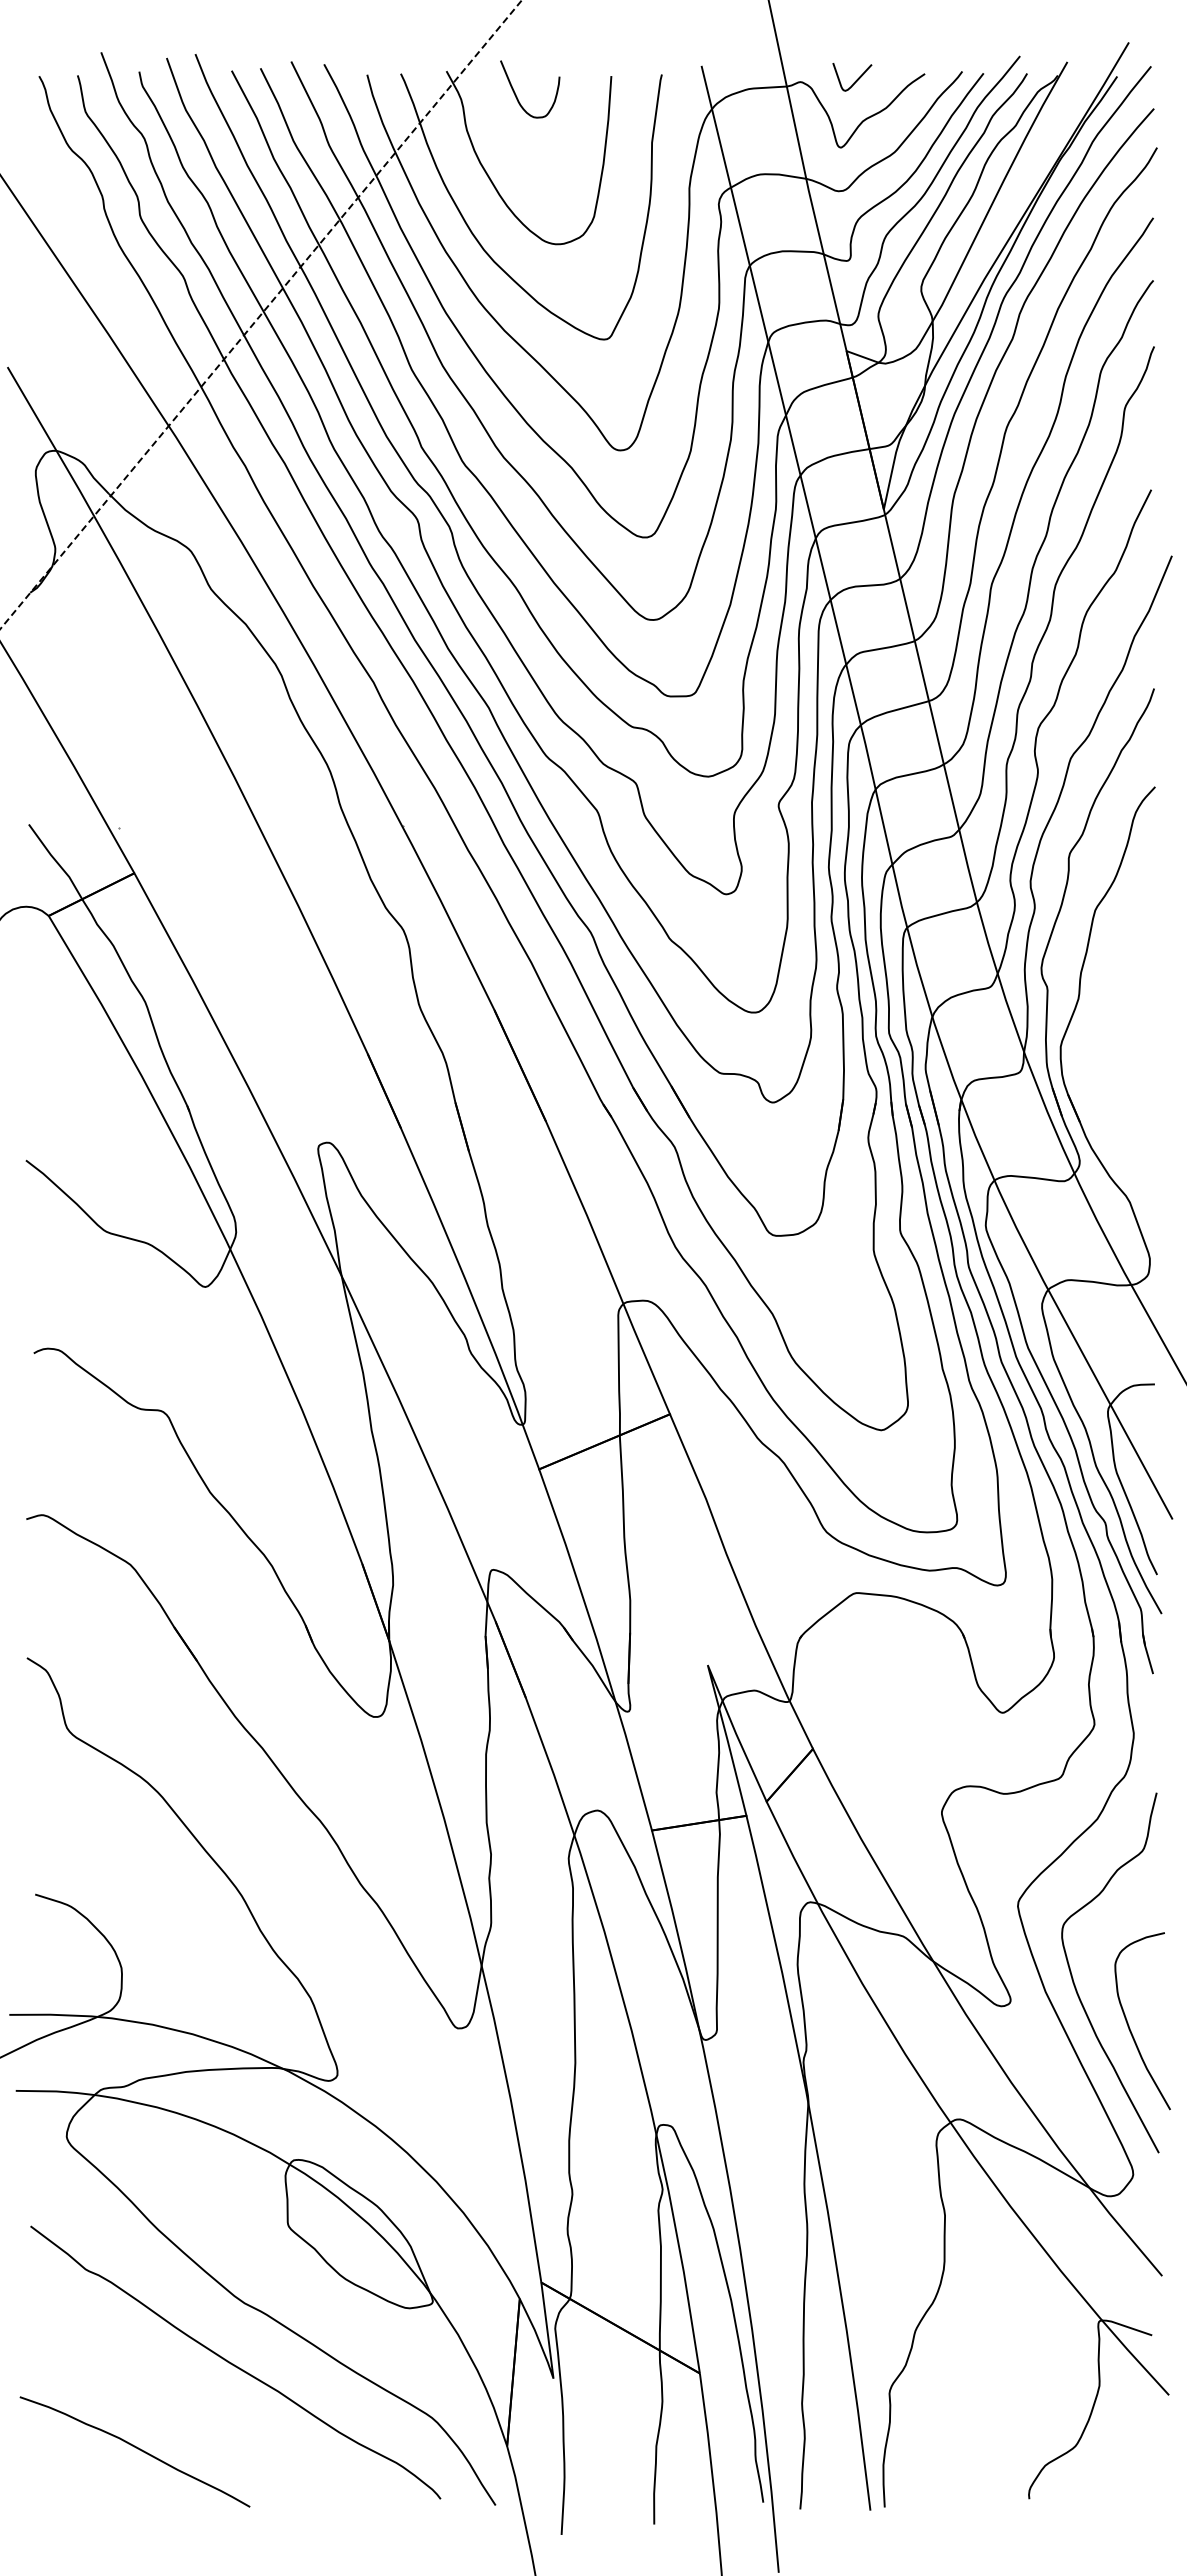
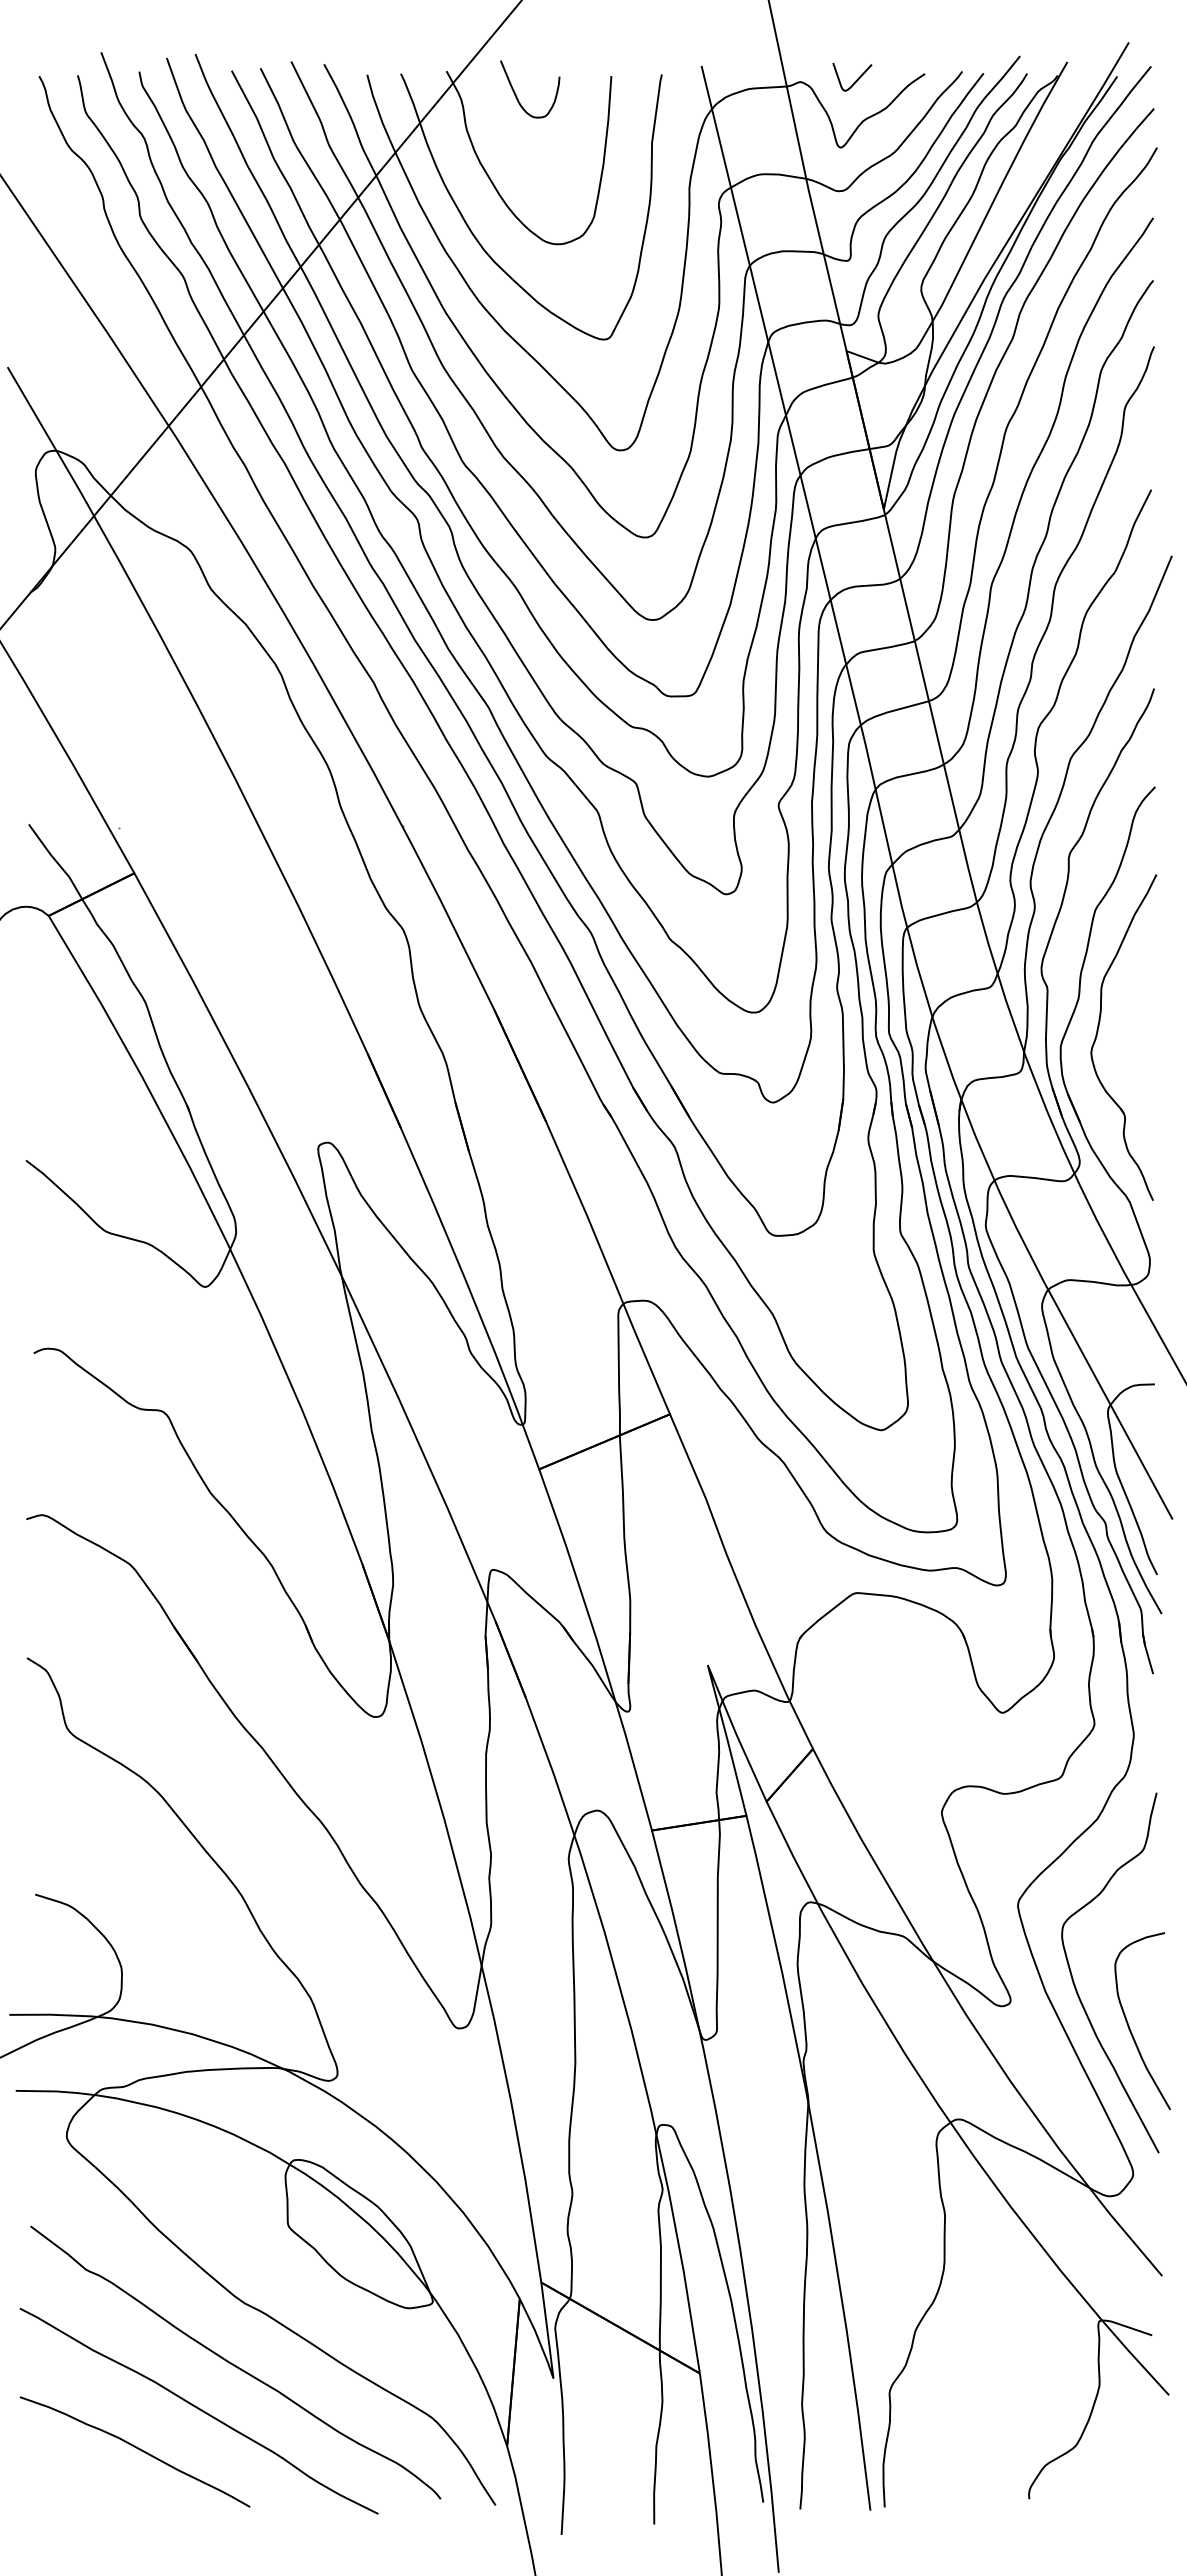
line: dashed -> solid (261, 314)
part: none -> present (1098, 1032)
curve: none -> present (198, 2409)
